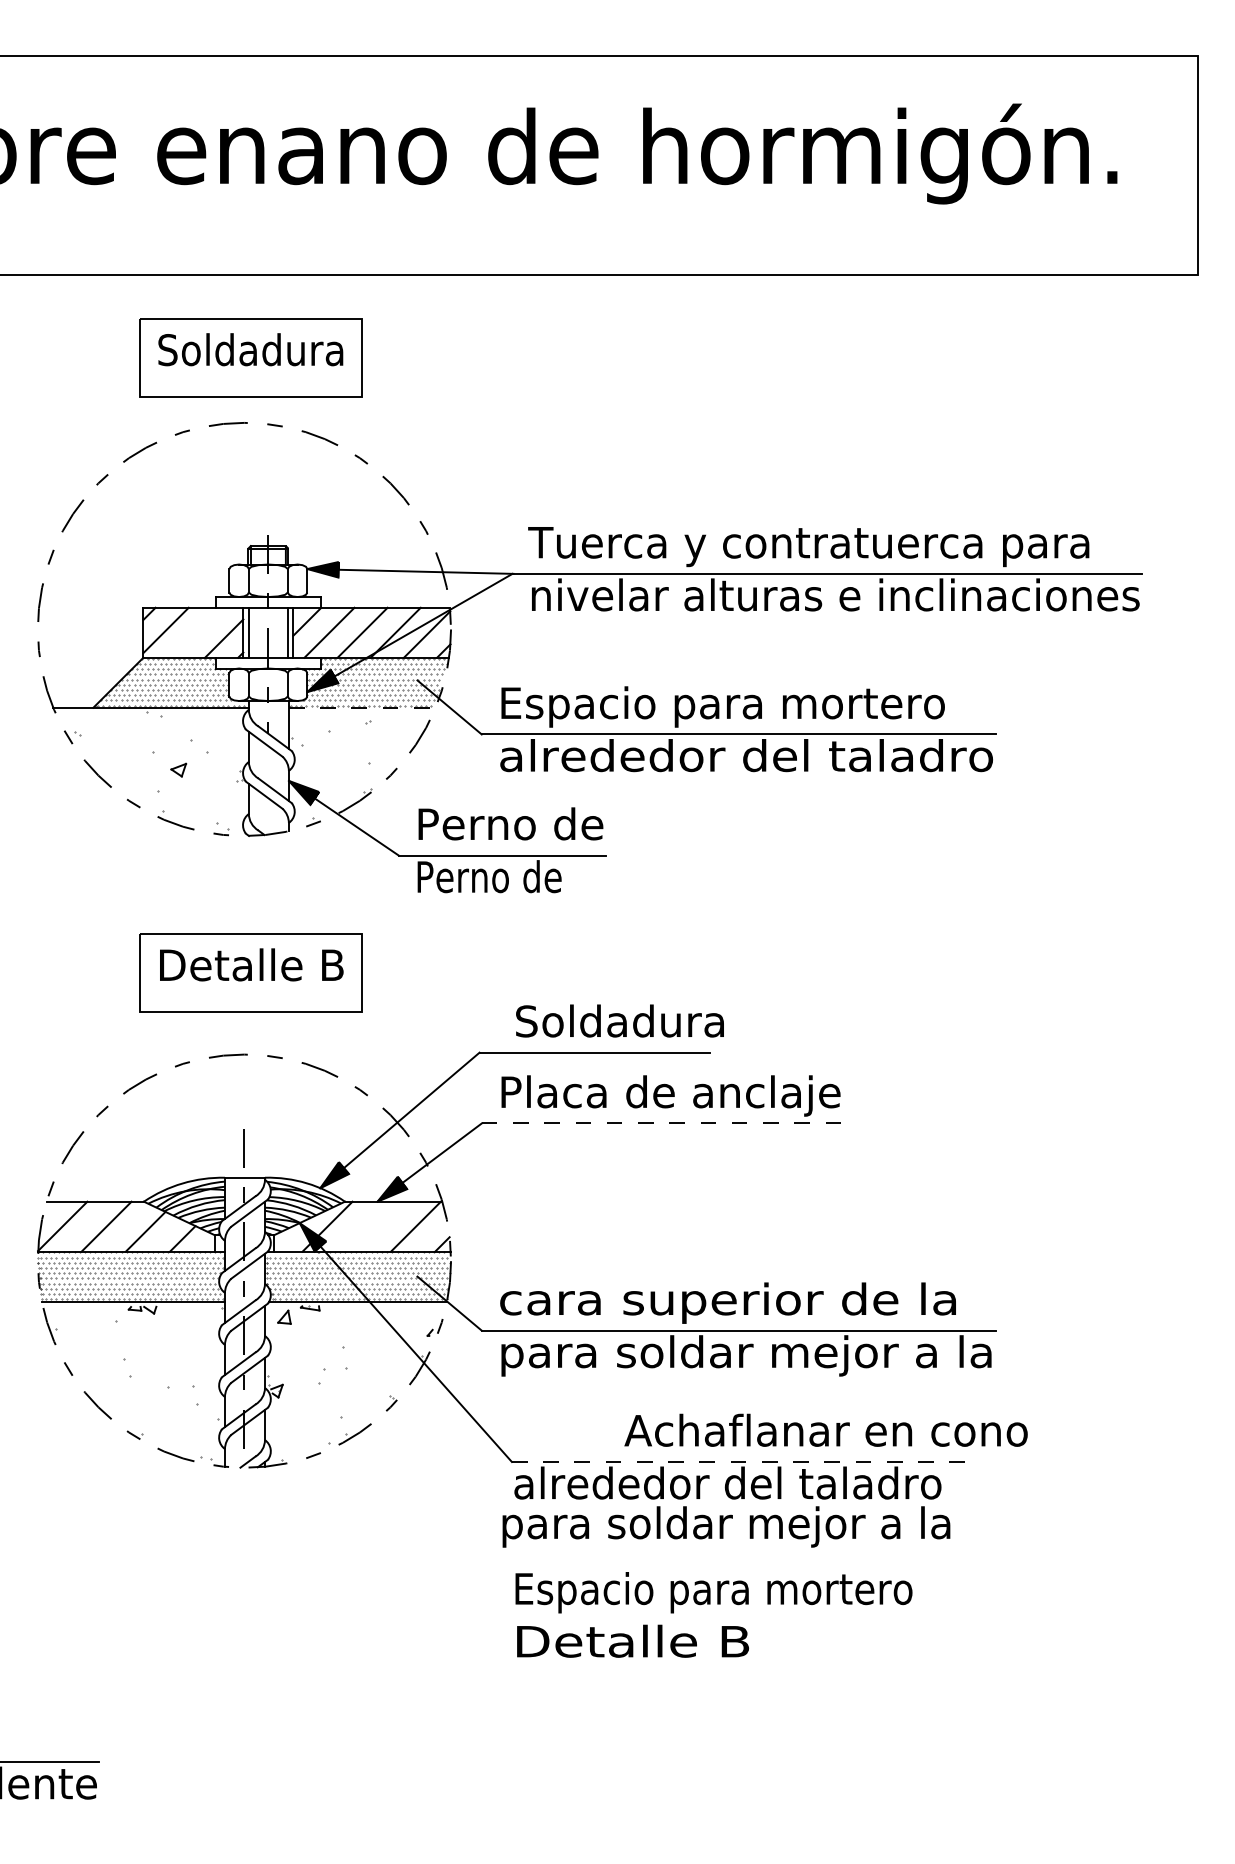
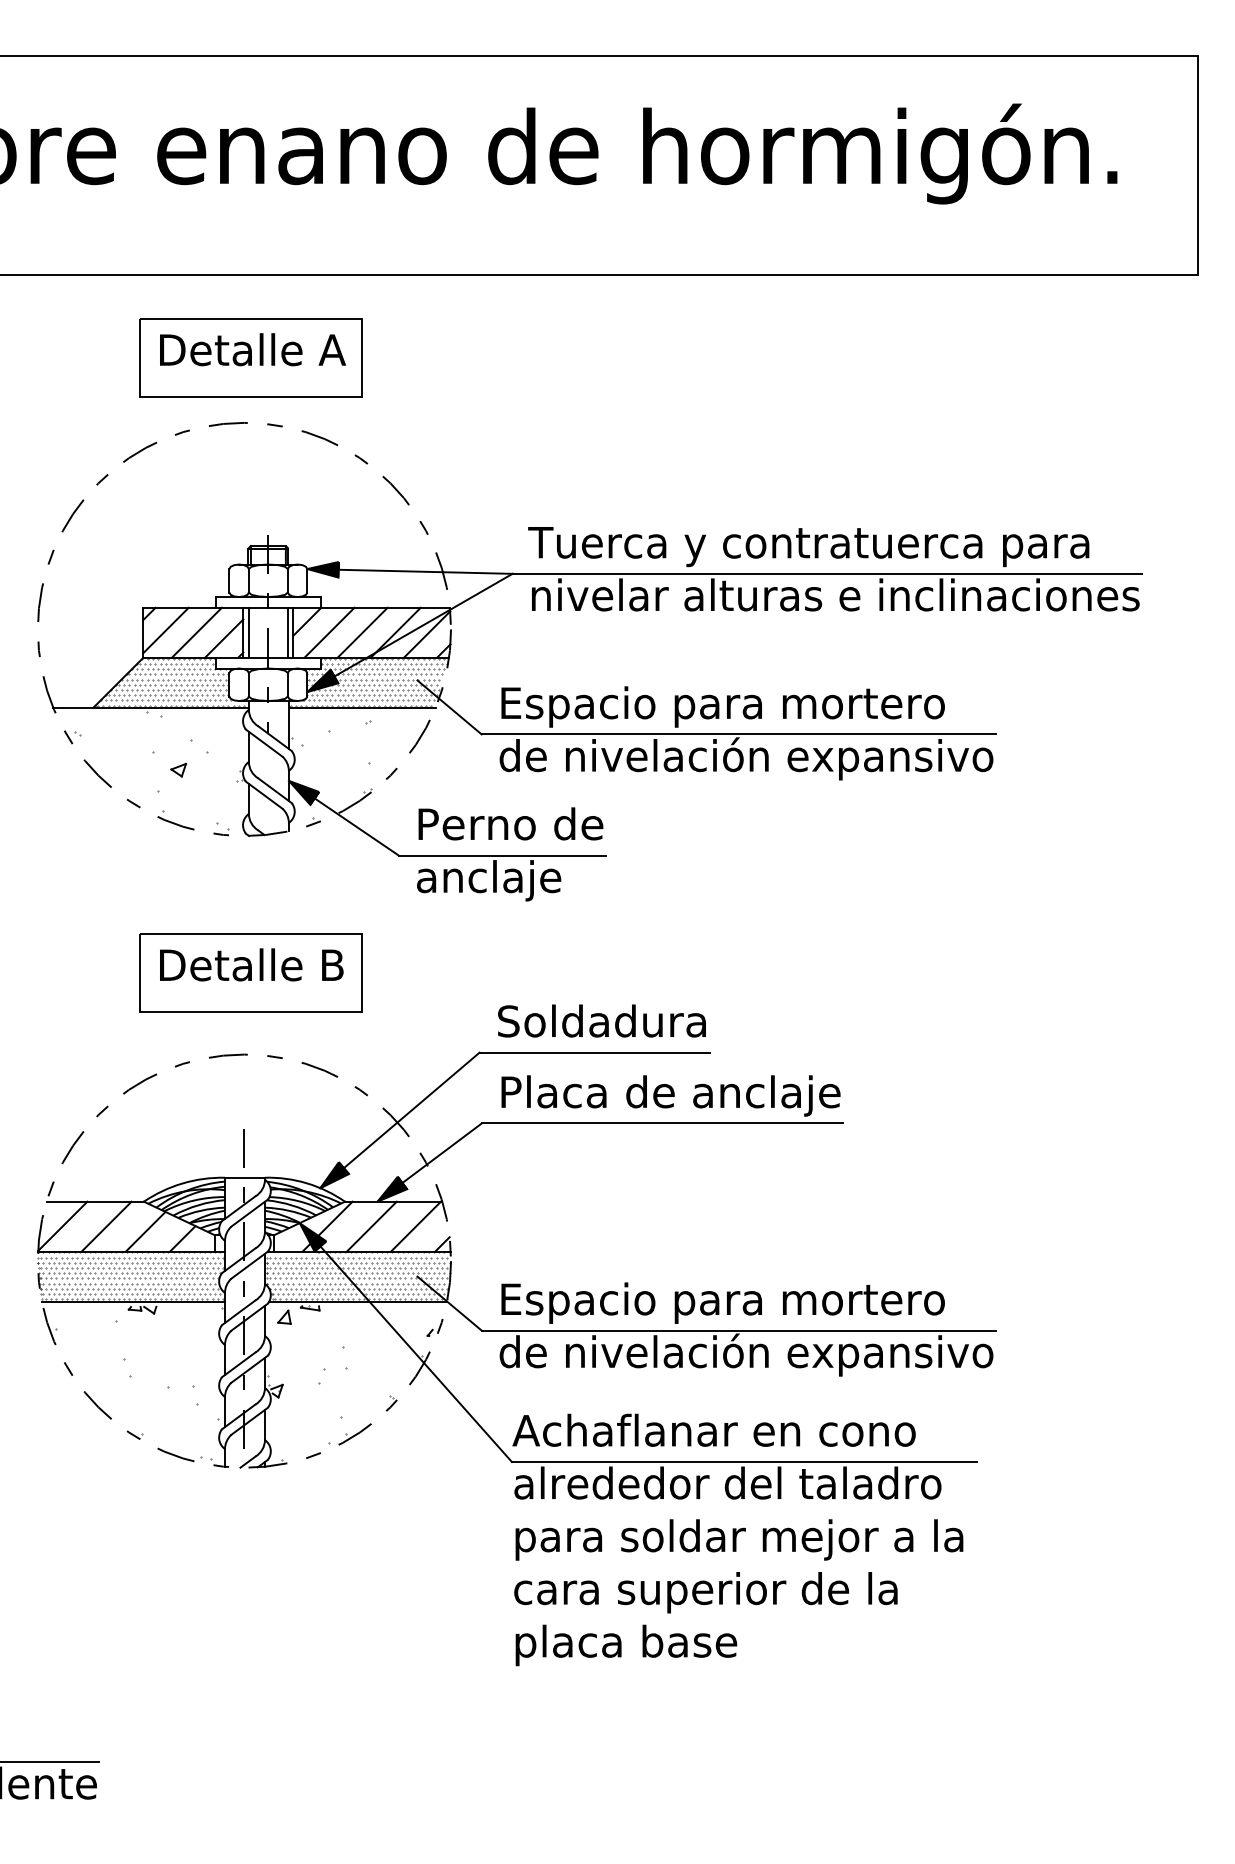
text: Soldadura -> Detalle A (252, 349)
line: none -> present (196, 632)
line: dashed -> solid (362, 707)
text: alrededor del taladro -> de nivelación expansivo (746, 758)
text: Perno de -> anclaje (489, 880)
text position: (619, 1020) -> (601, 1020) (601, 1020)
line: dashed -> solid (662, 1123)
line: none -> present (371, 1226)
text: cara superior de la -> Espacio para mortero (727, 1302)
text: para soldar mejor a la -> de nivelación expansivo (746, 1354)
text position: (825, 1429) -> (713, 1429) (713, 1429)
line: dashed -> solid (744, 1461)
text position: (726, 1526) -> (739, 1539) (739, 1539)
text: Espacio para mortero -> cara superior de la (713, 1592)
text: Detalle B -> placa base (632, 1645)
